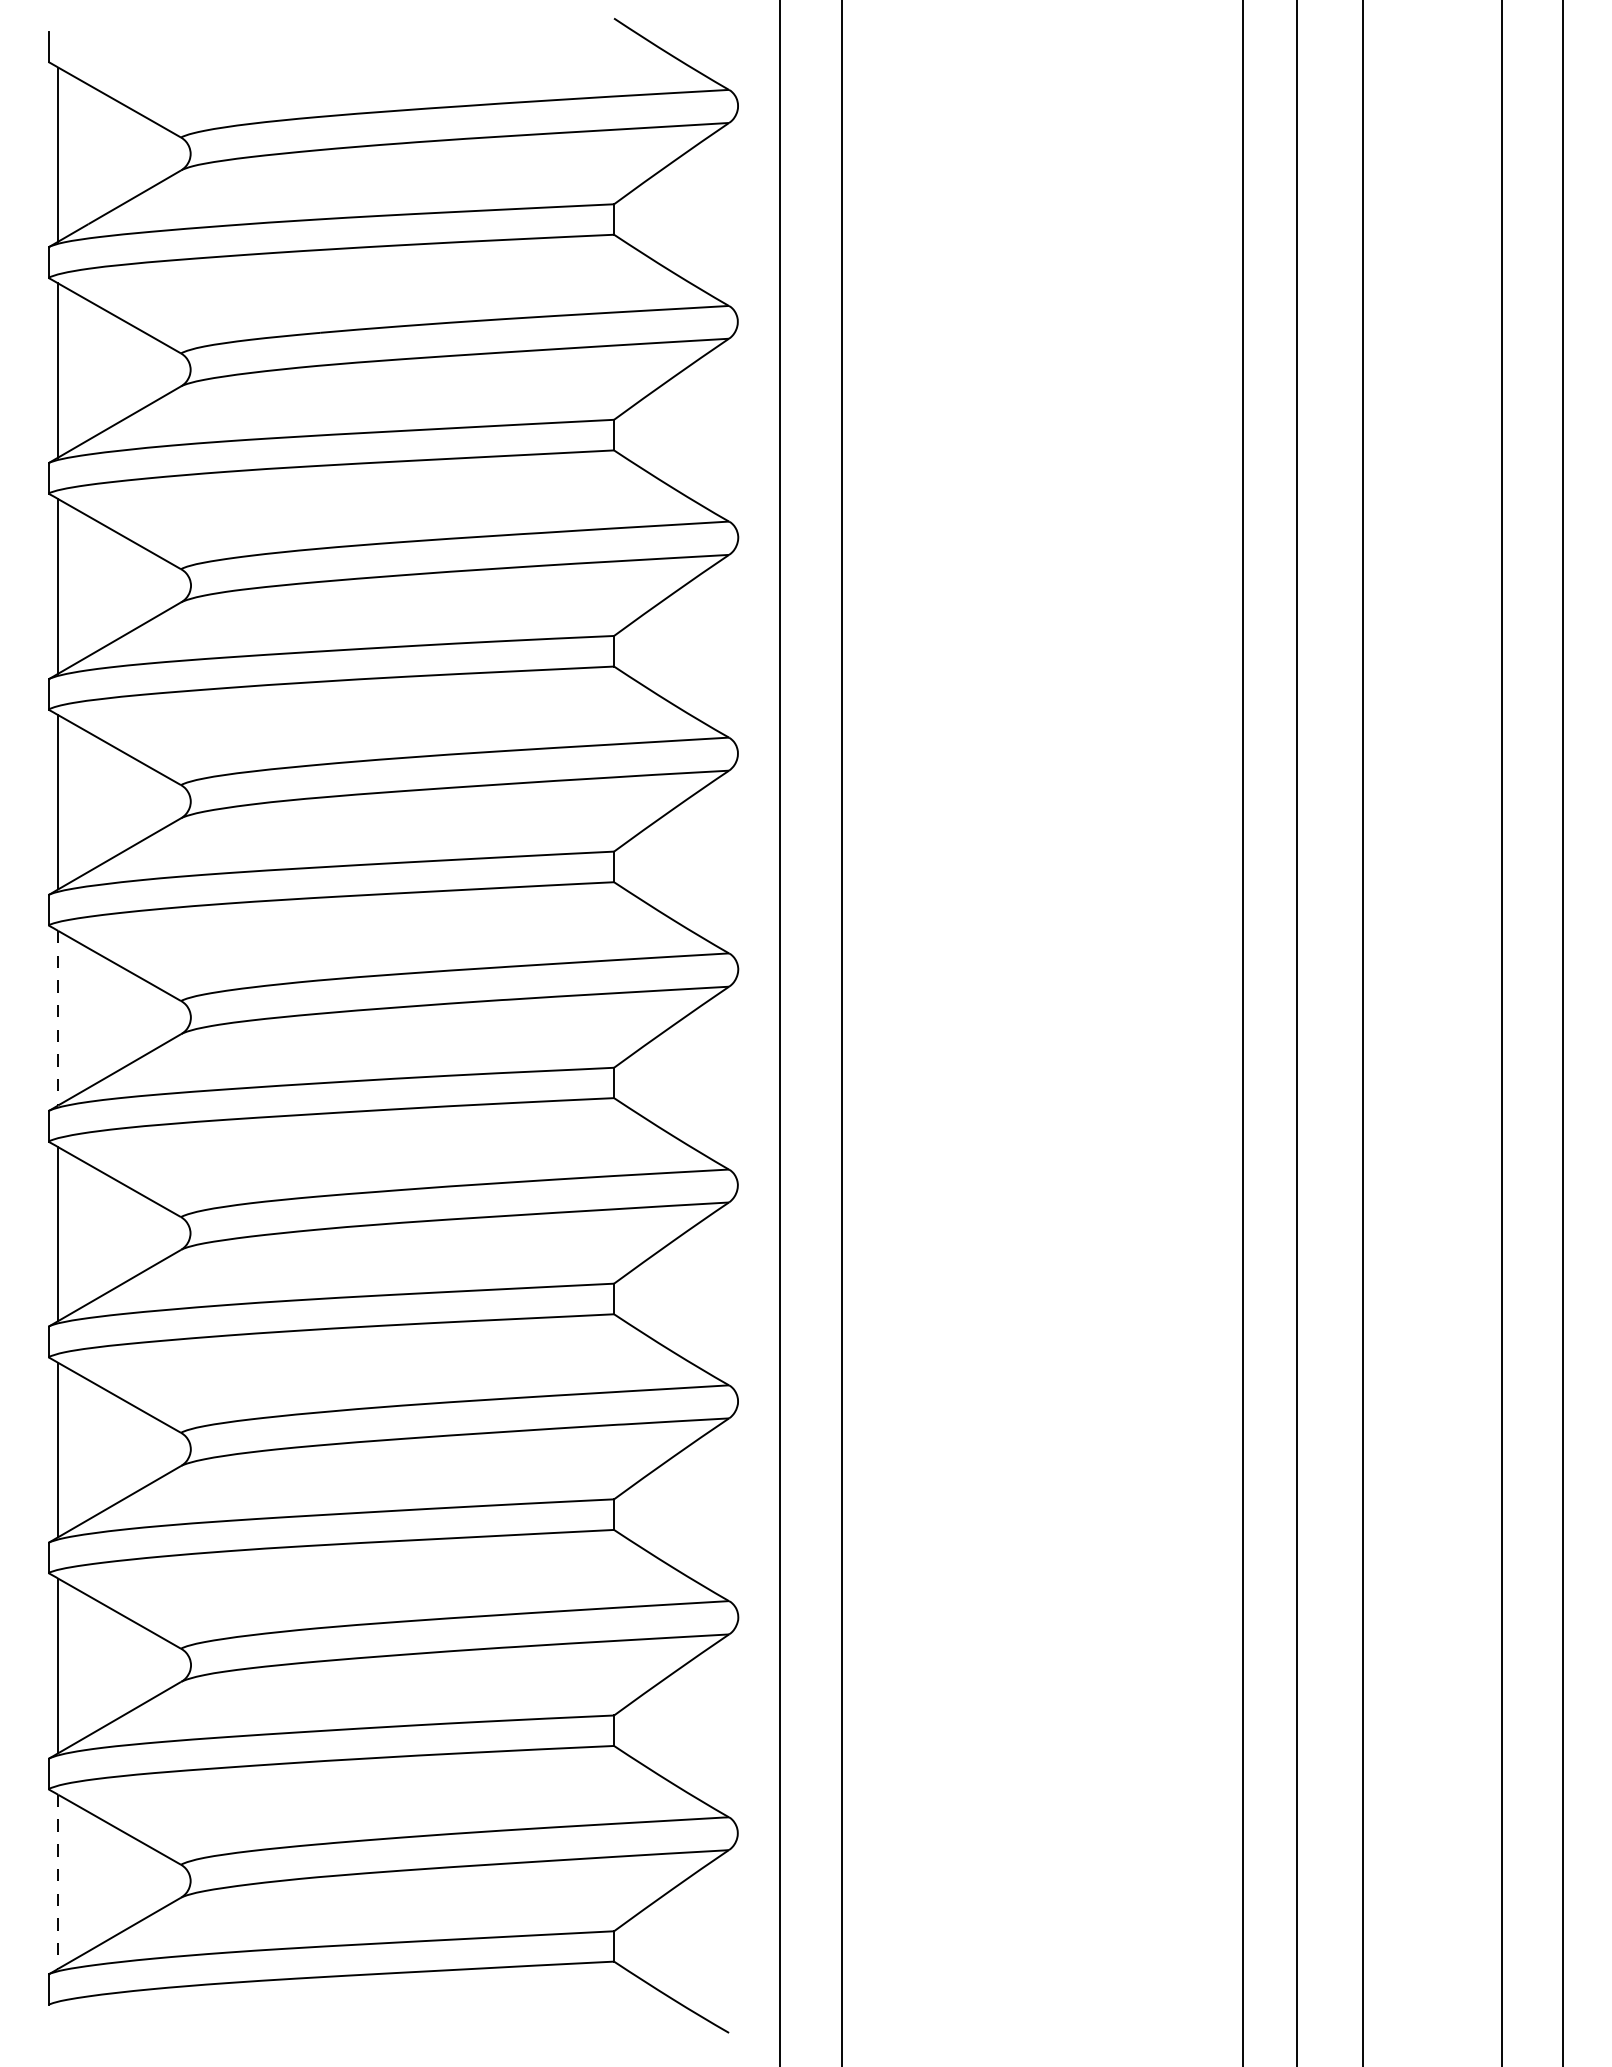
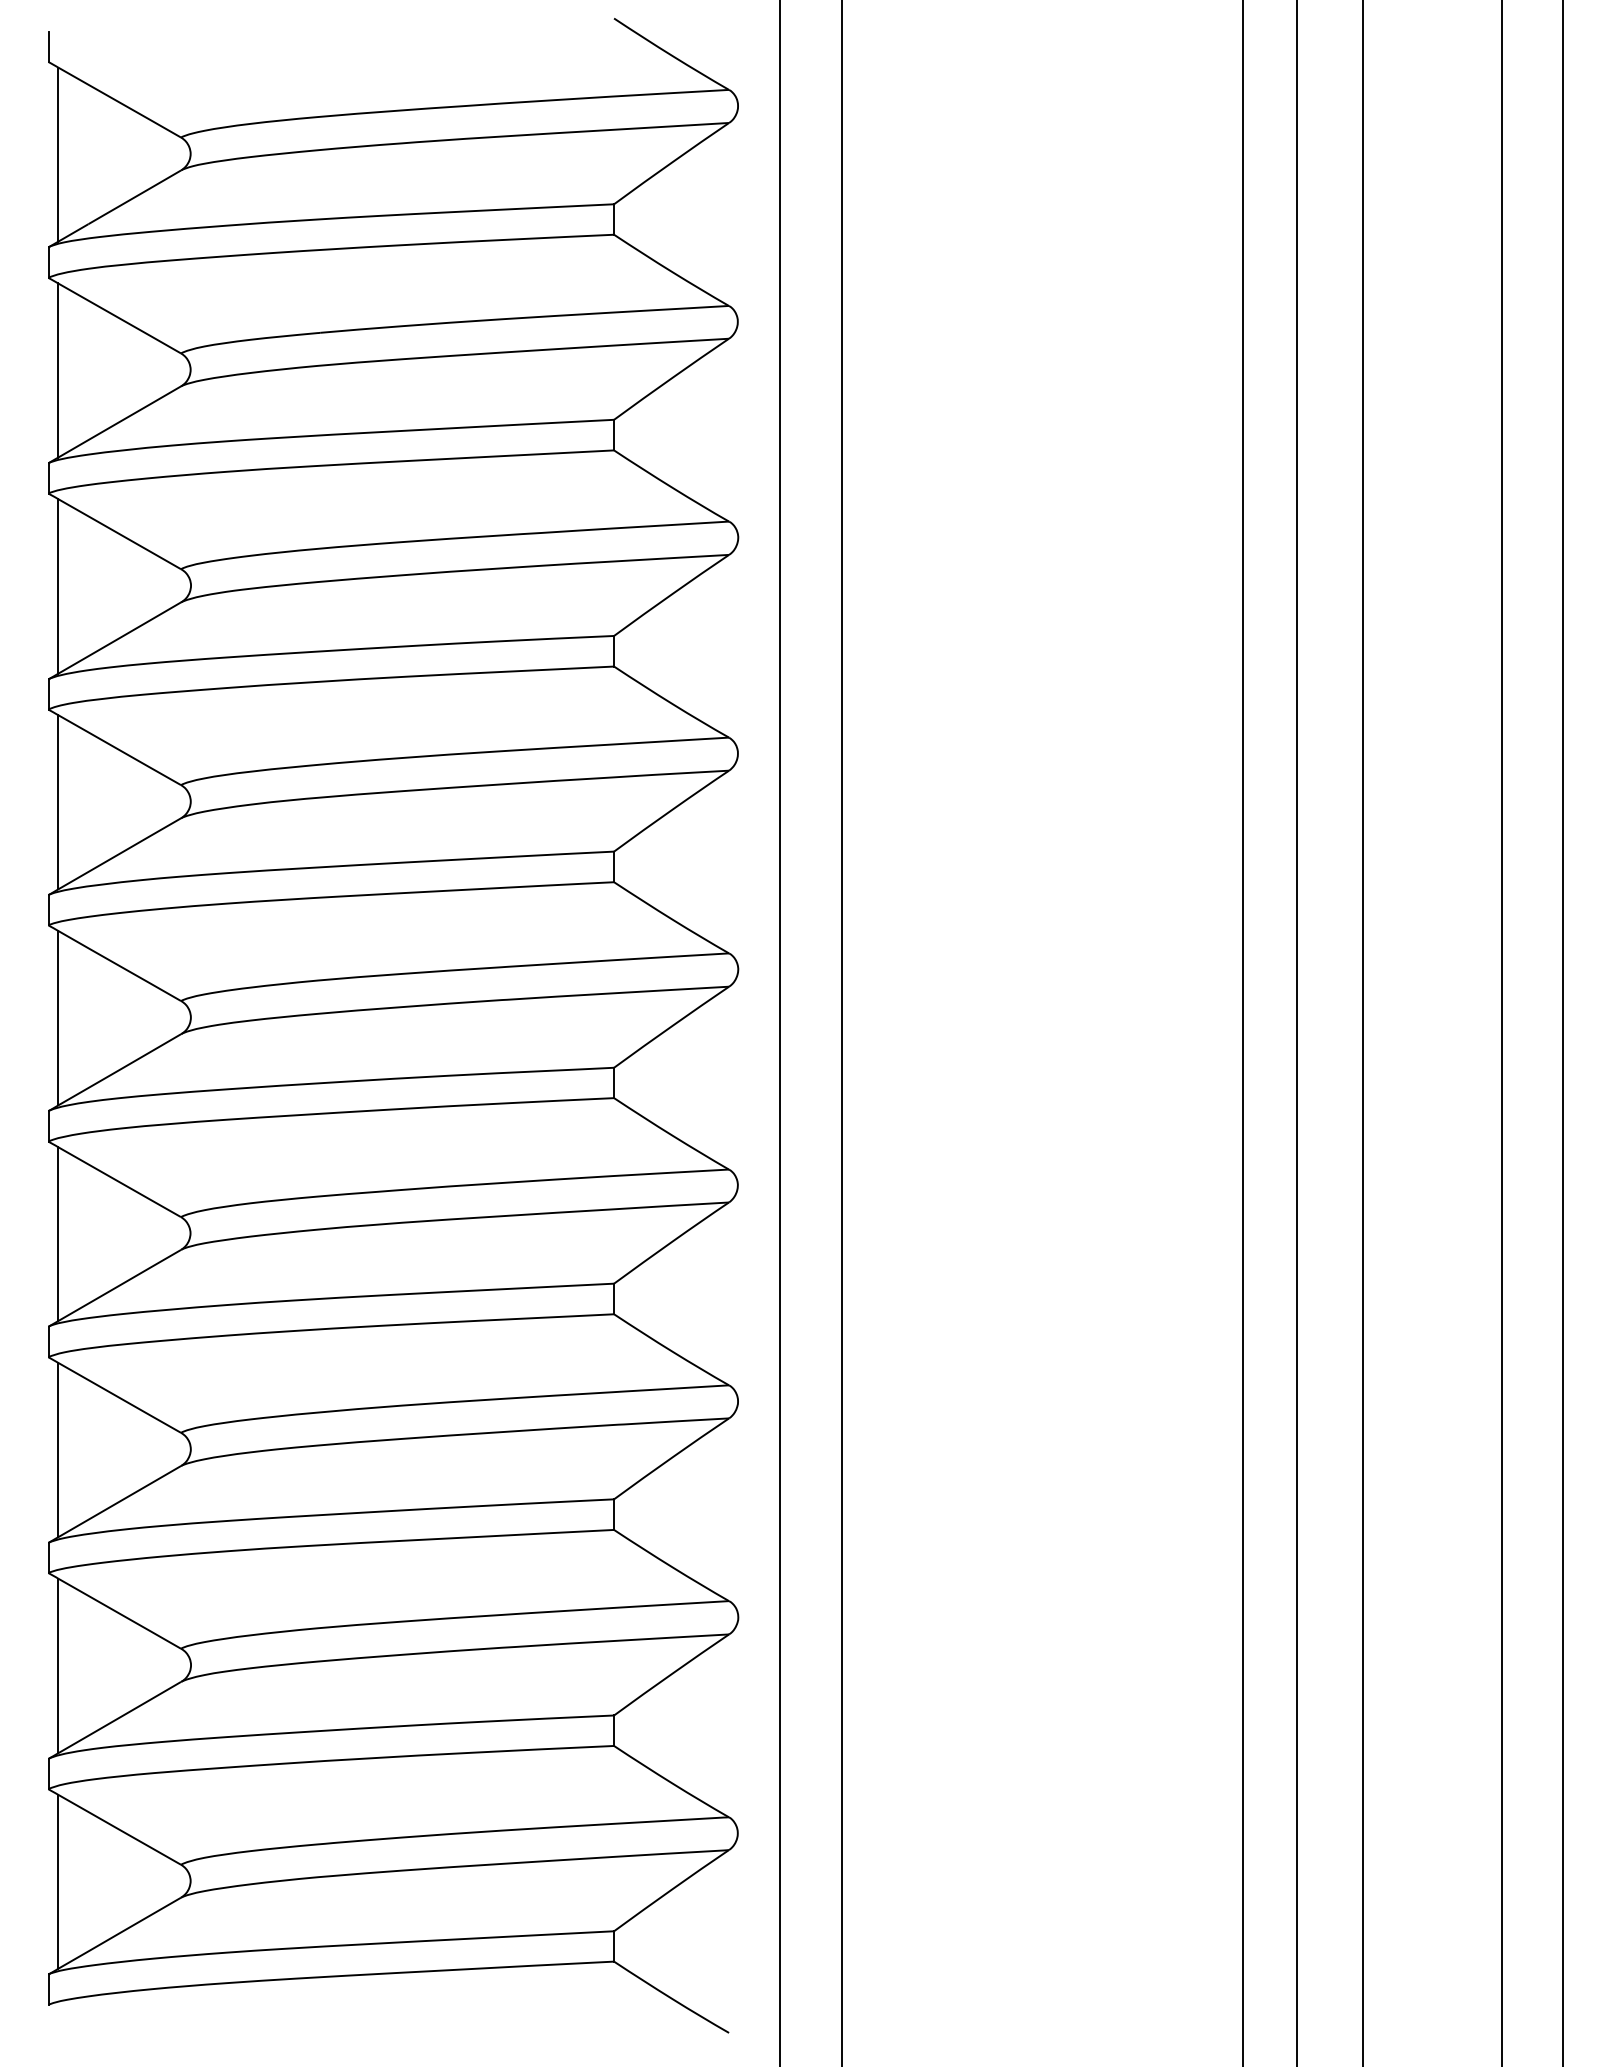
line: dashed -> solid (58, 1018)
line: dashed -> solid (58, 1881)
